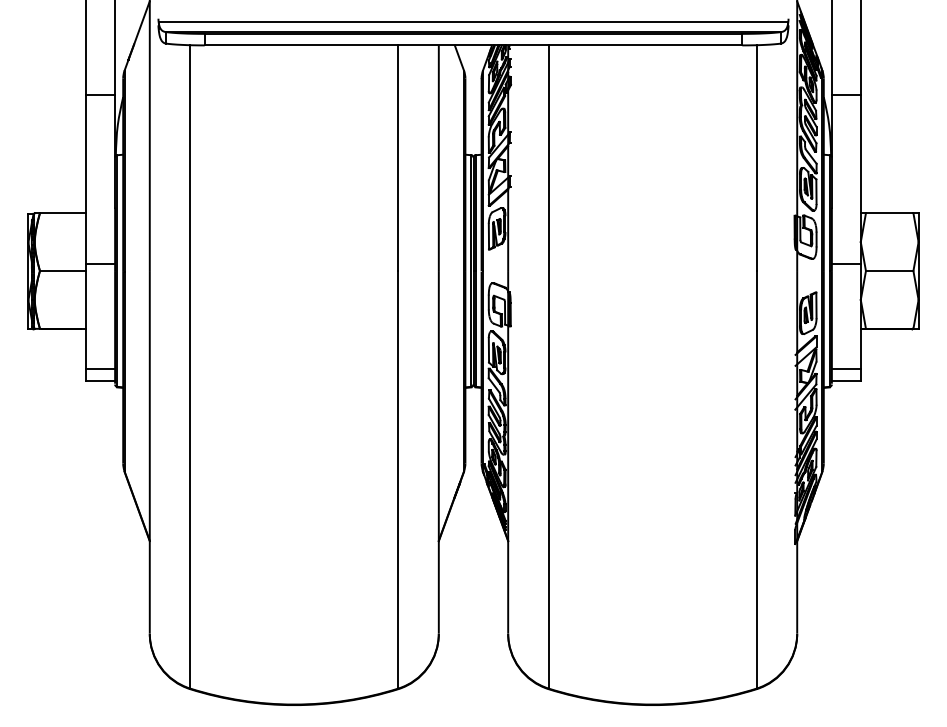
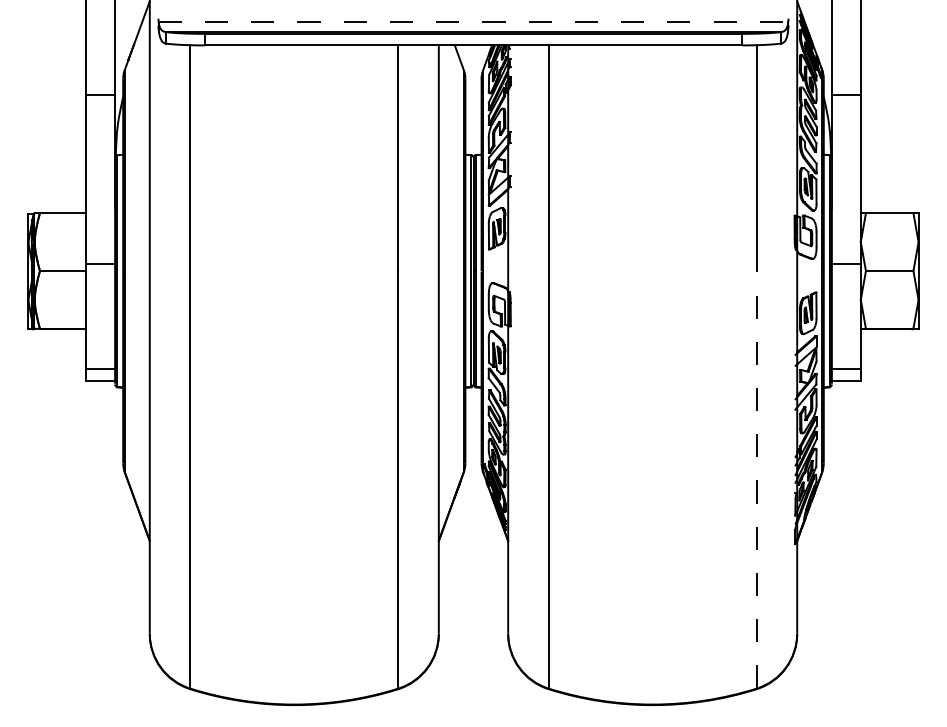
line: solid -> dashed (473, 22)
line: solid -> dashed (756, 479)
